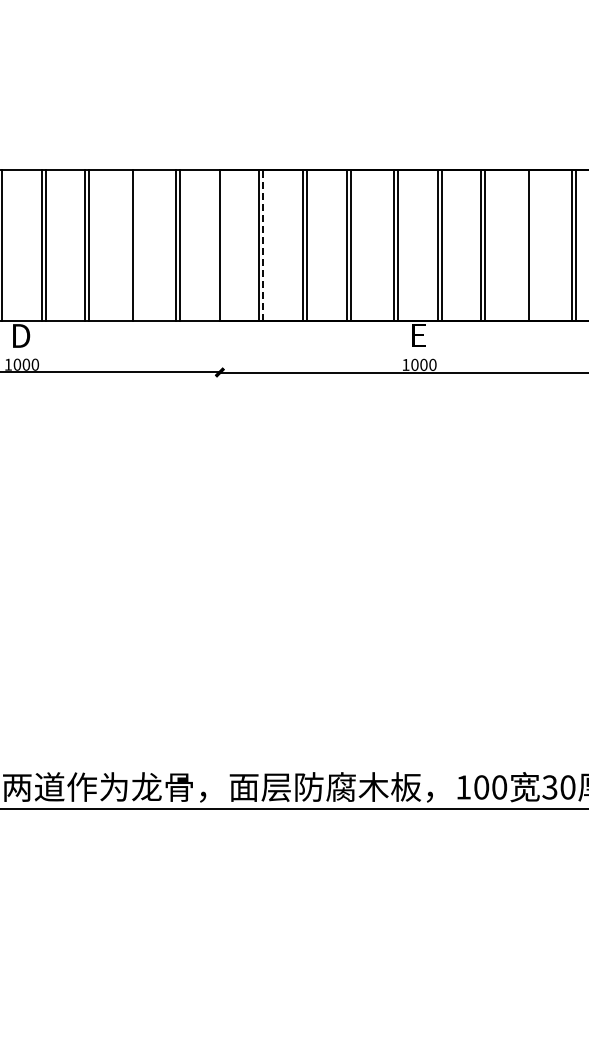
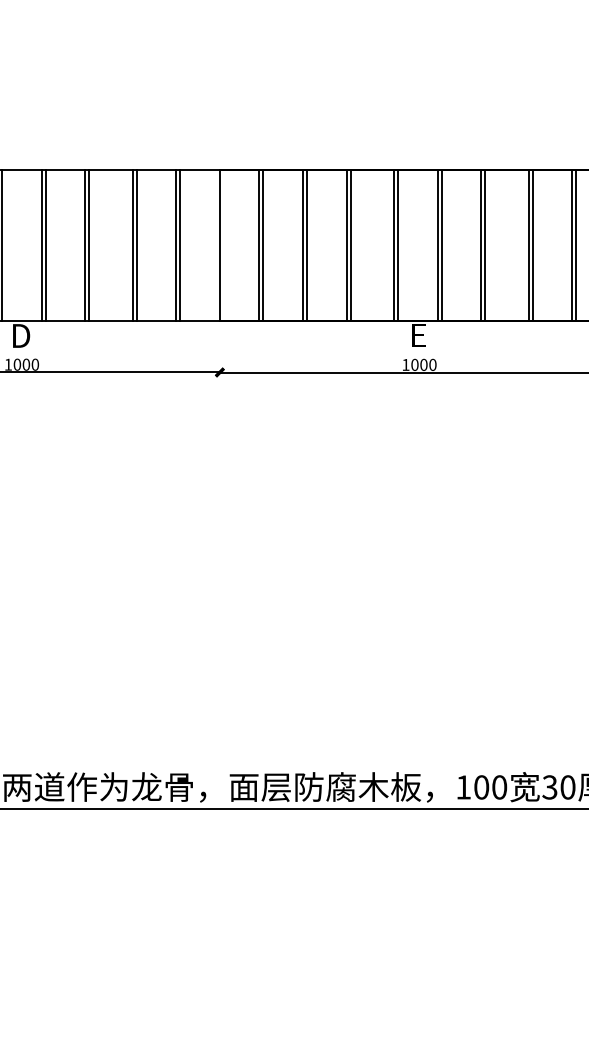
line: dashed -> solid (263, 244)
line: none -> present (136, 245)
line: none -> present (532, 245)
